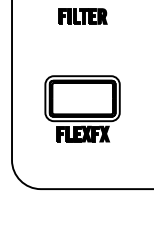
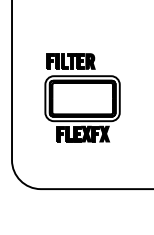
part position: (82, 16) -> (70, 61) (70, 61)
